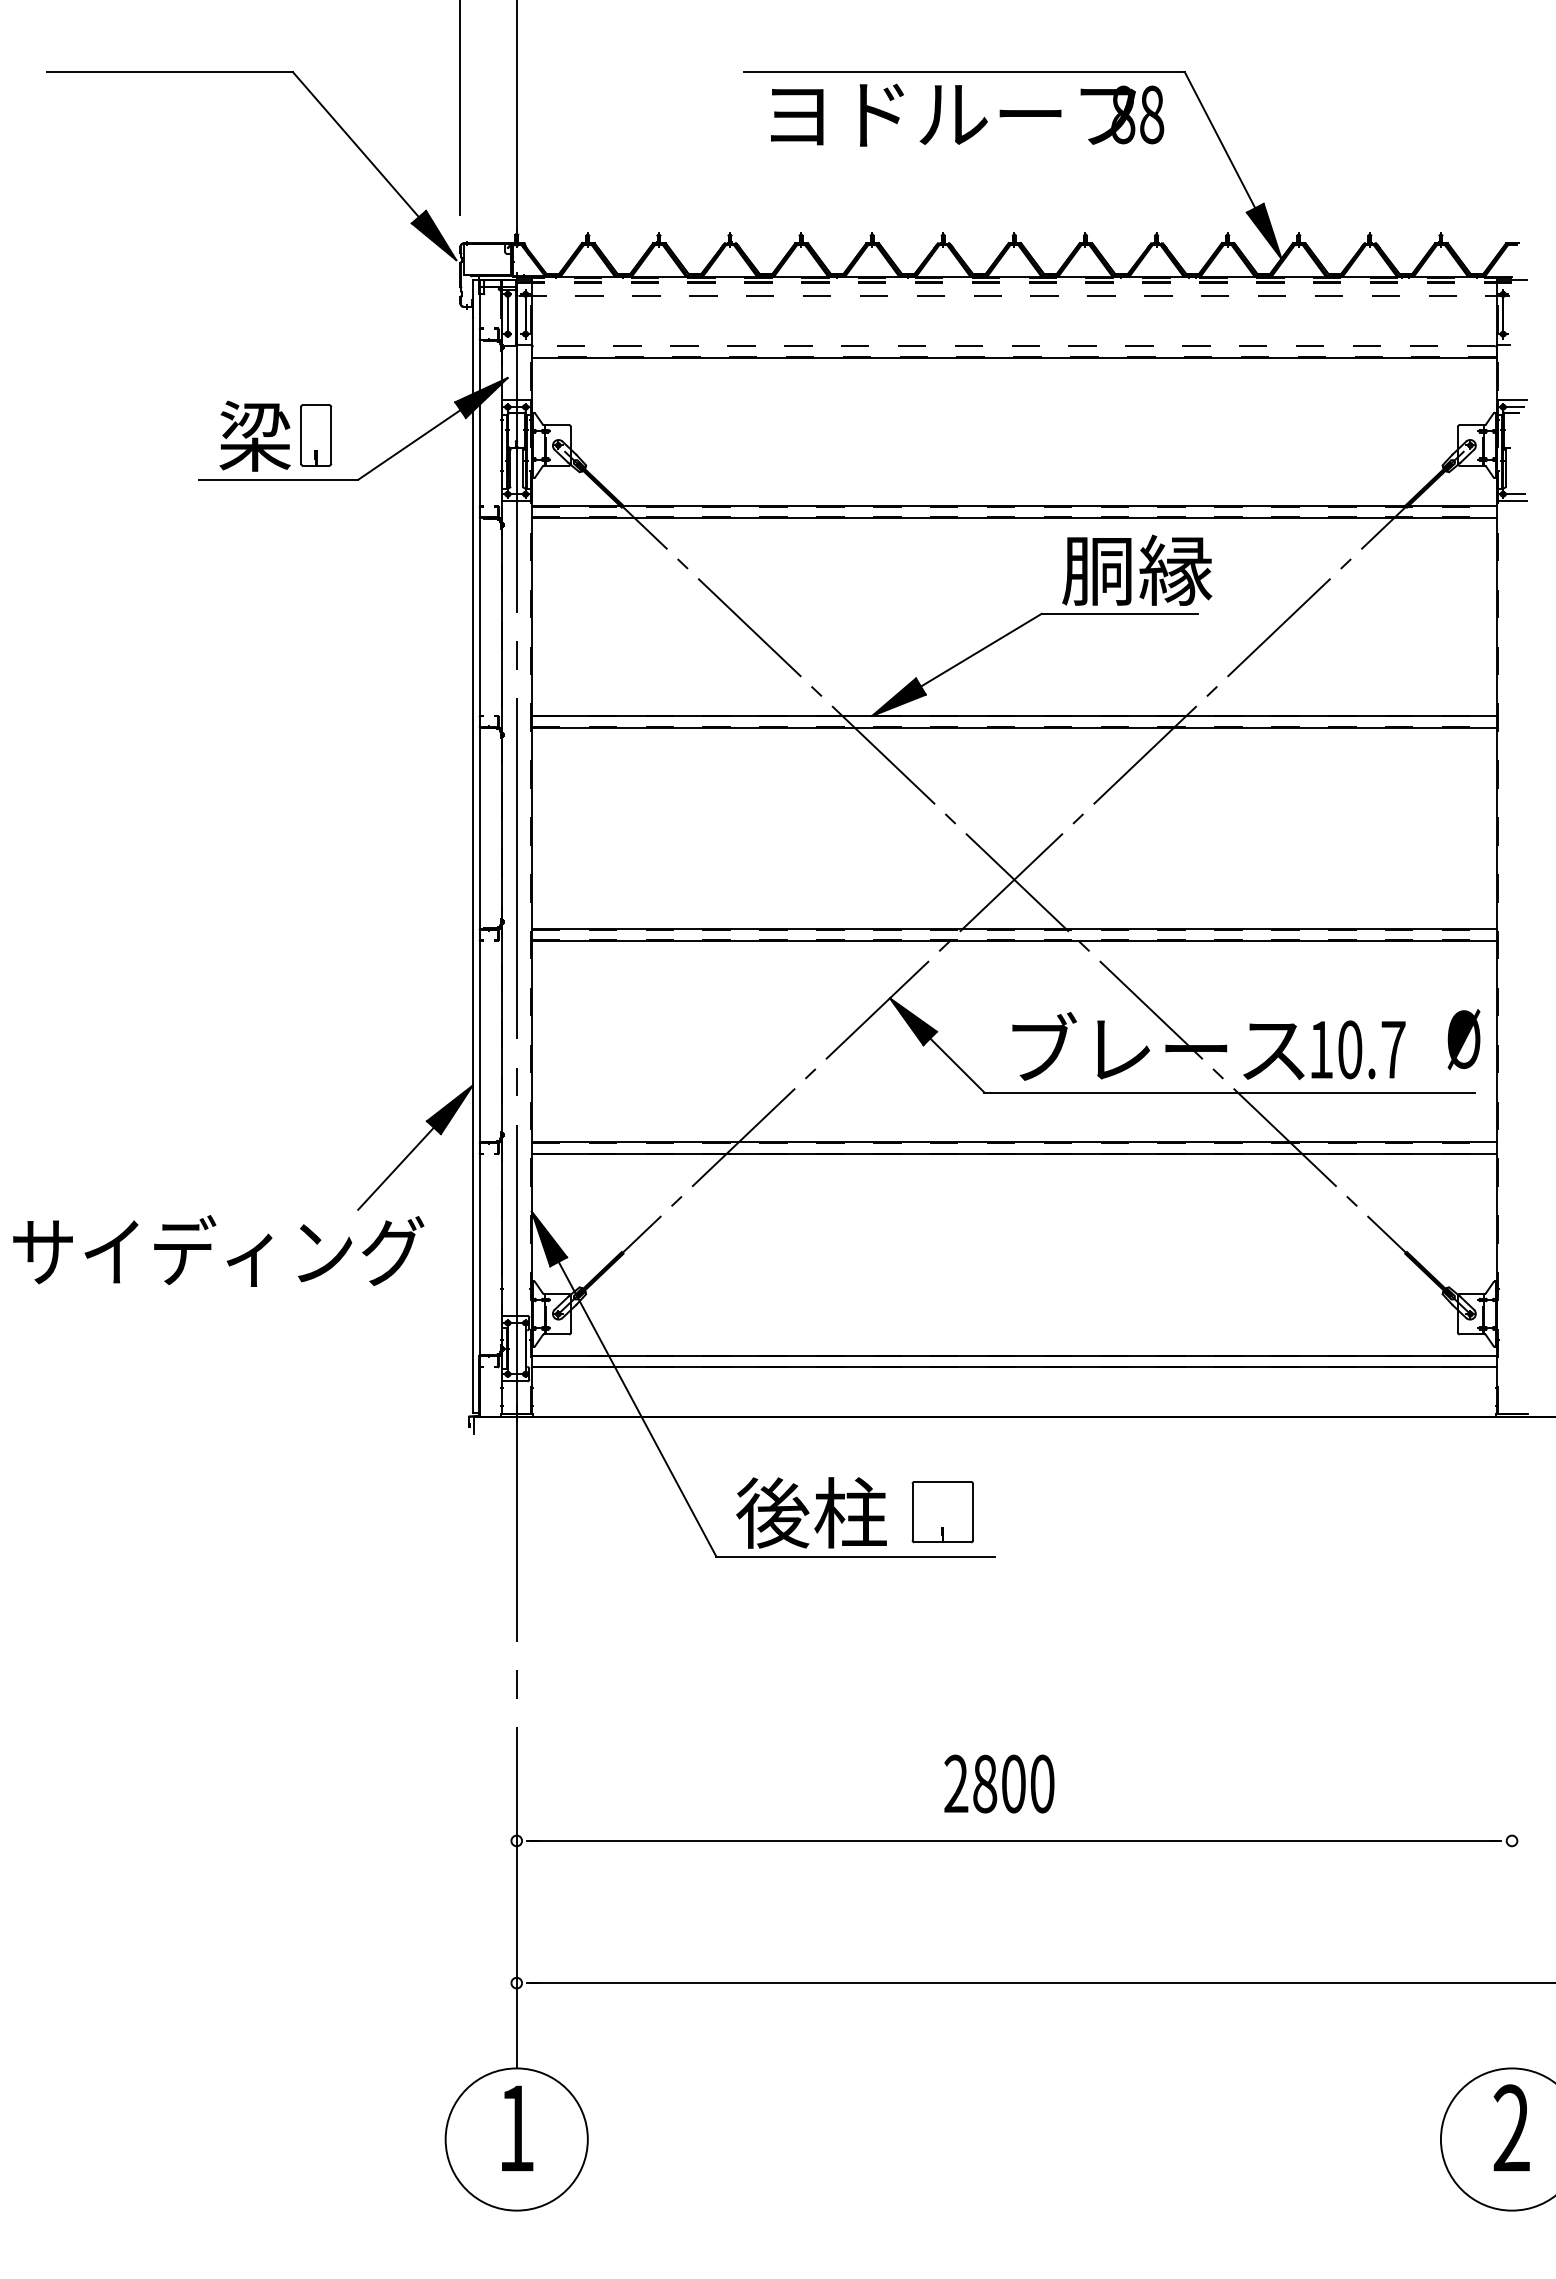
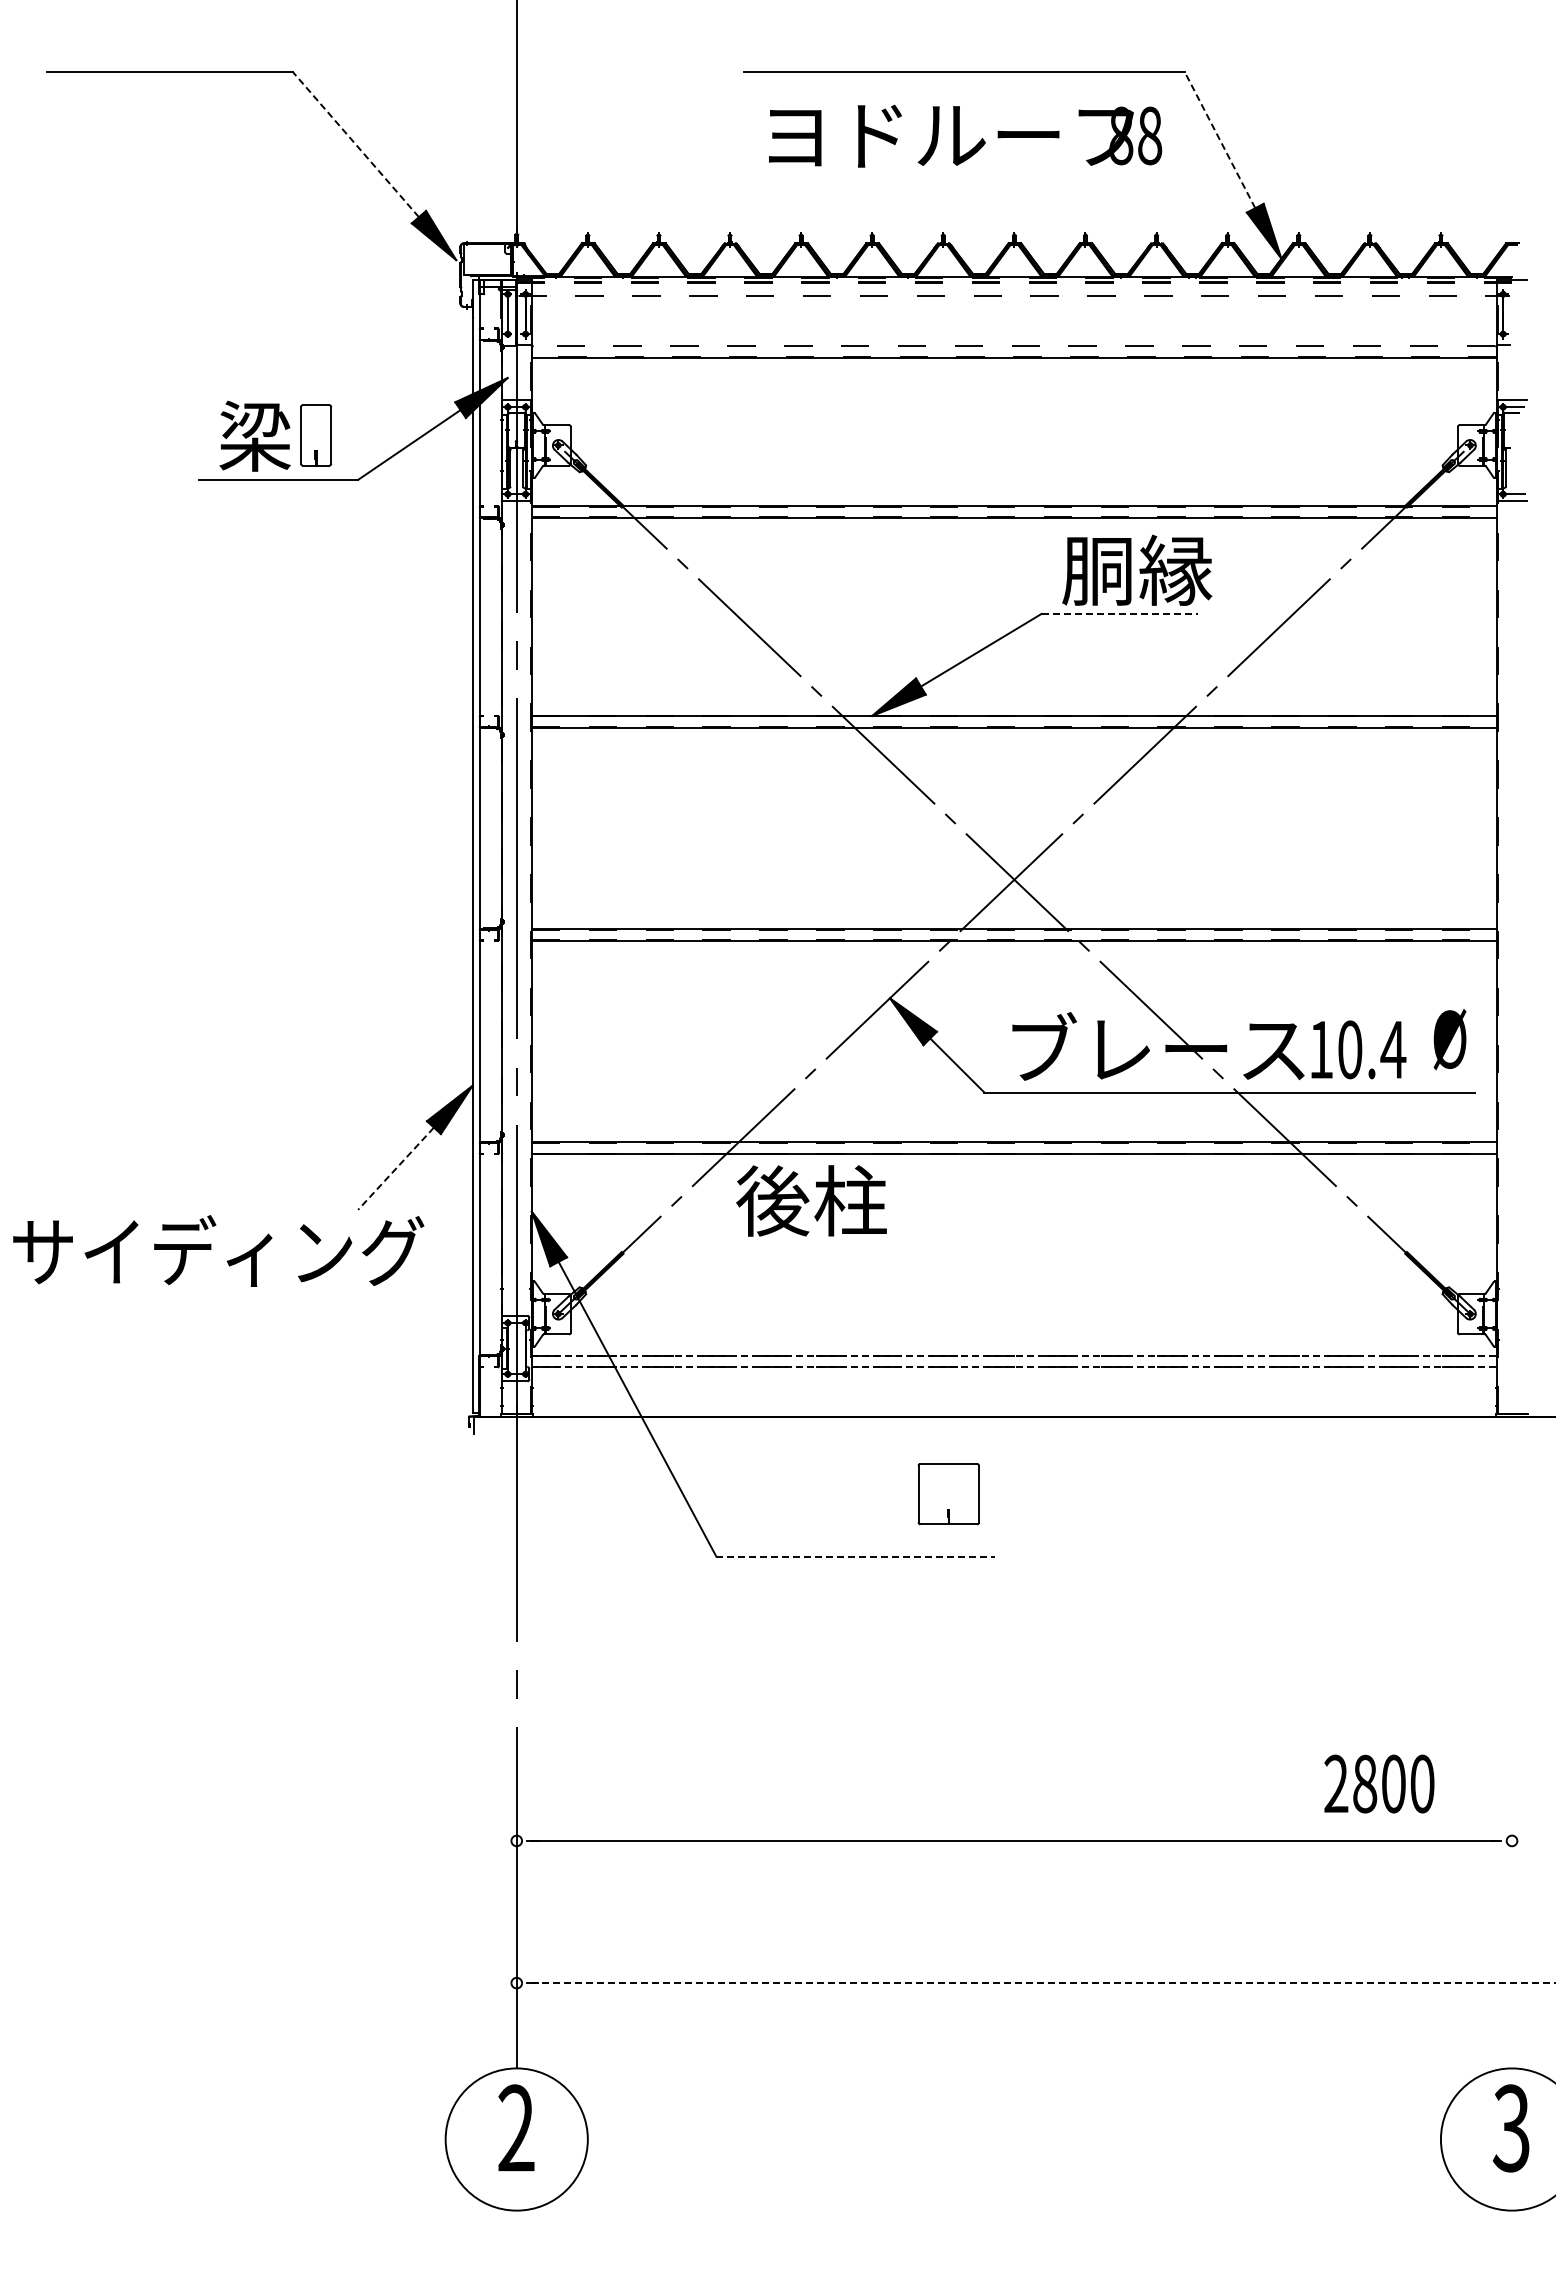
line: present -> none (459, 108)
text position: (967, 114) -> (965, 135) (965, 135)
line: solid -> dashed (1220, 140)
line: solid -> dashed (356, 144)
line: solid -> dashed (1119, 613)
text position: (1463, 1039) -> (1449, 1039) (1449, 1039)
text: 10.7 -> 10.4 (1393, 1049)
line: solid -> dashed (396, 1168)
line: solid -> dashed (1014, 1355)
line: solid -> dashed (1014, 1367)
text position: (811, 1512) -> (811, 1200) (811, 1200)
part position: (942, 1512) -> (948, 1494) (948, 1494)
line: solid -> dashed (856, 1556)
text position: (999, 1783) -> (1379, 1783) (1379, 1783)
line: solid -> dashed (1043, 1983)
text: 1 -> 2 (516, 2127)
text: 2 -> 3 (1510, 2128)
